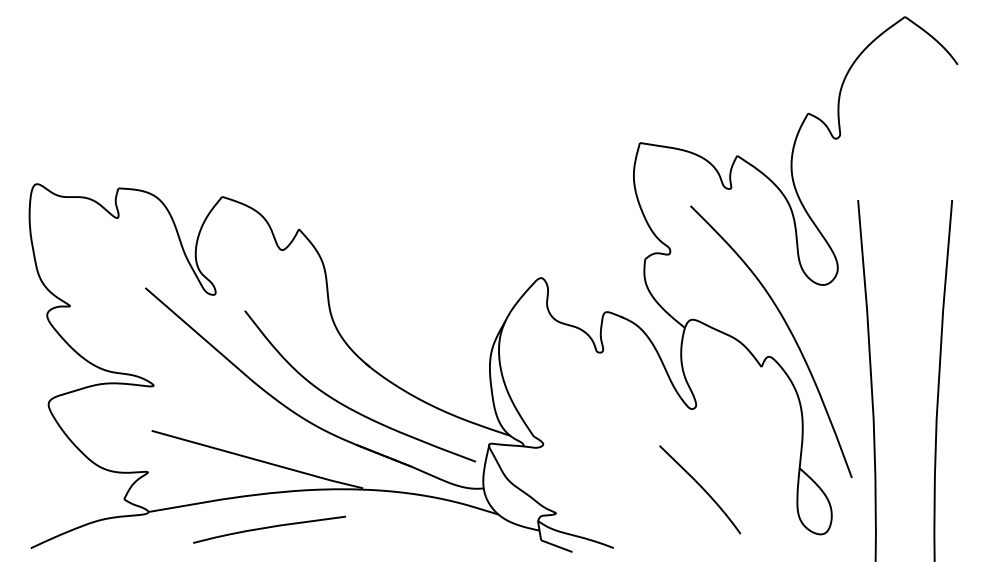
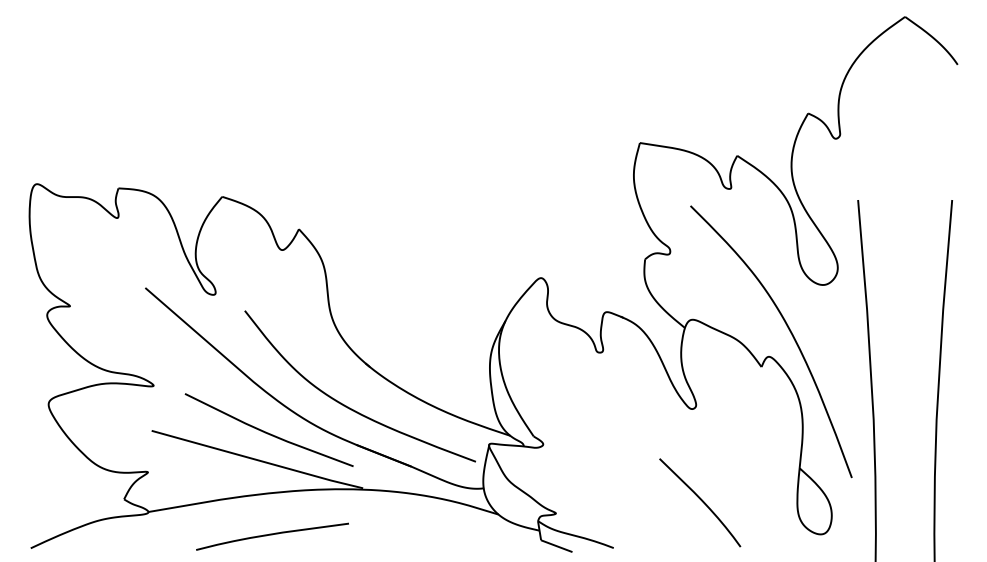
line: none -> present (266, 431)
curve position: (701, 488) -> (701, 501) (701, 501)
curve position: (269, 528) -> (272, 535) (272, 535)
